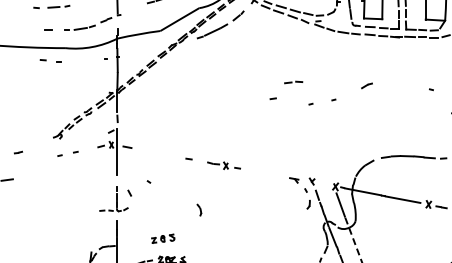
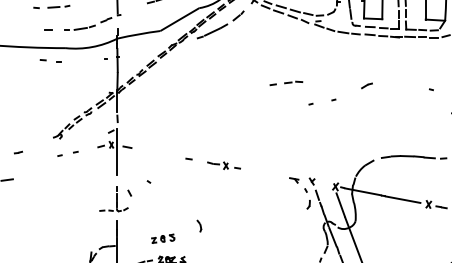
line position: (272, 98) -> (272, 84) (272, 84)
part position: (199, 209) -> (199, 225) (199, 225)
line: dashed -> solid (353, 240)
